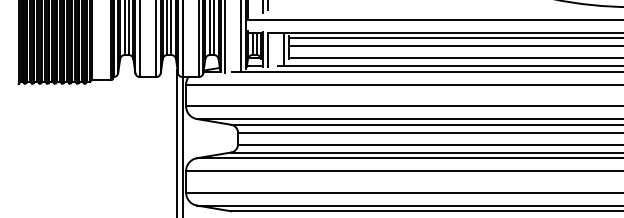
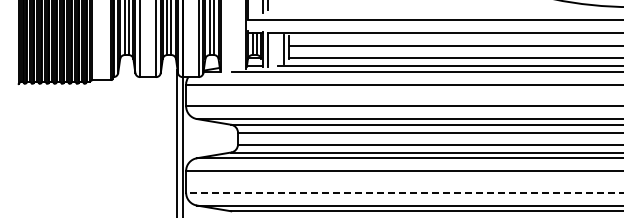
line: present -> none (241, 36)
line: present -> none (225, 37)
line: present -> none (455, 38)
line: solid -> dashed (404, 192)
